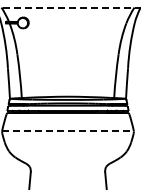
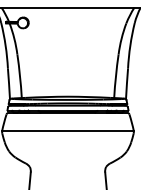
line: dashed -> solid (70, 7)
line: dashed -> solid (67, 131)
